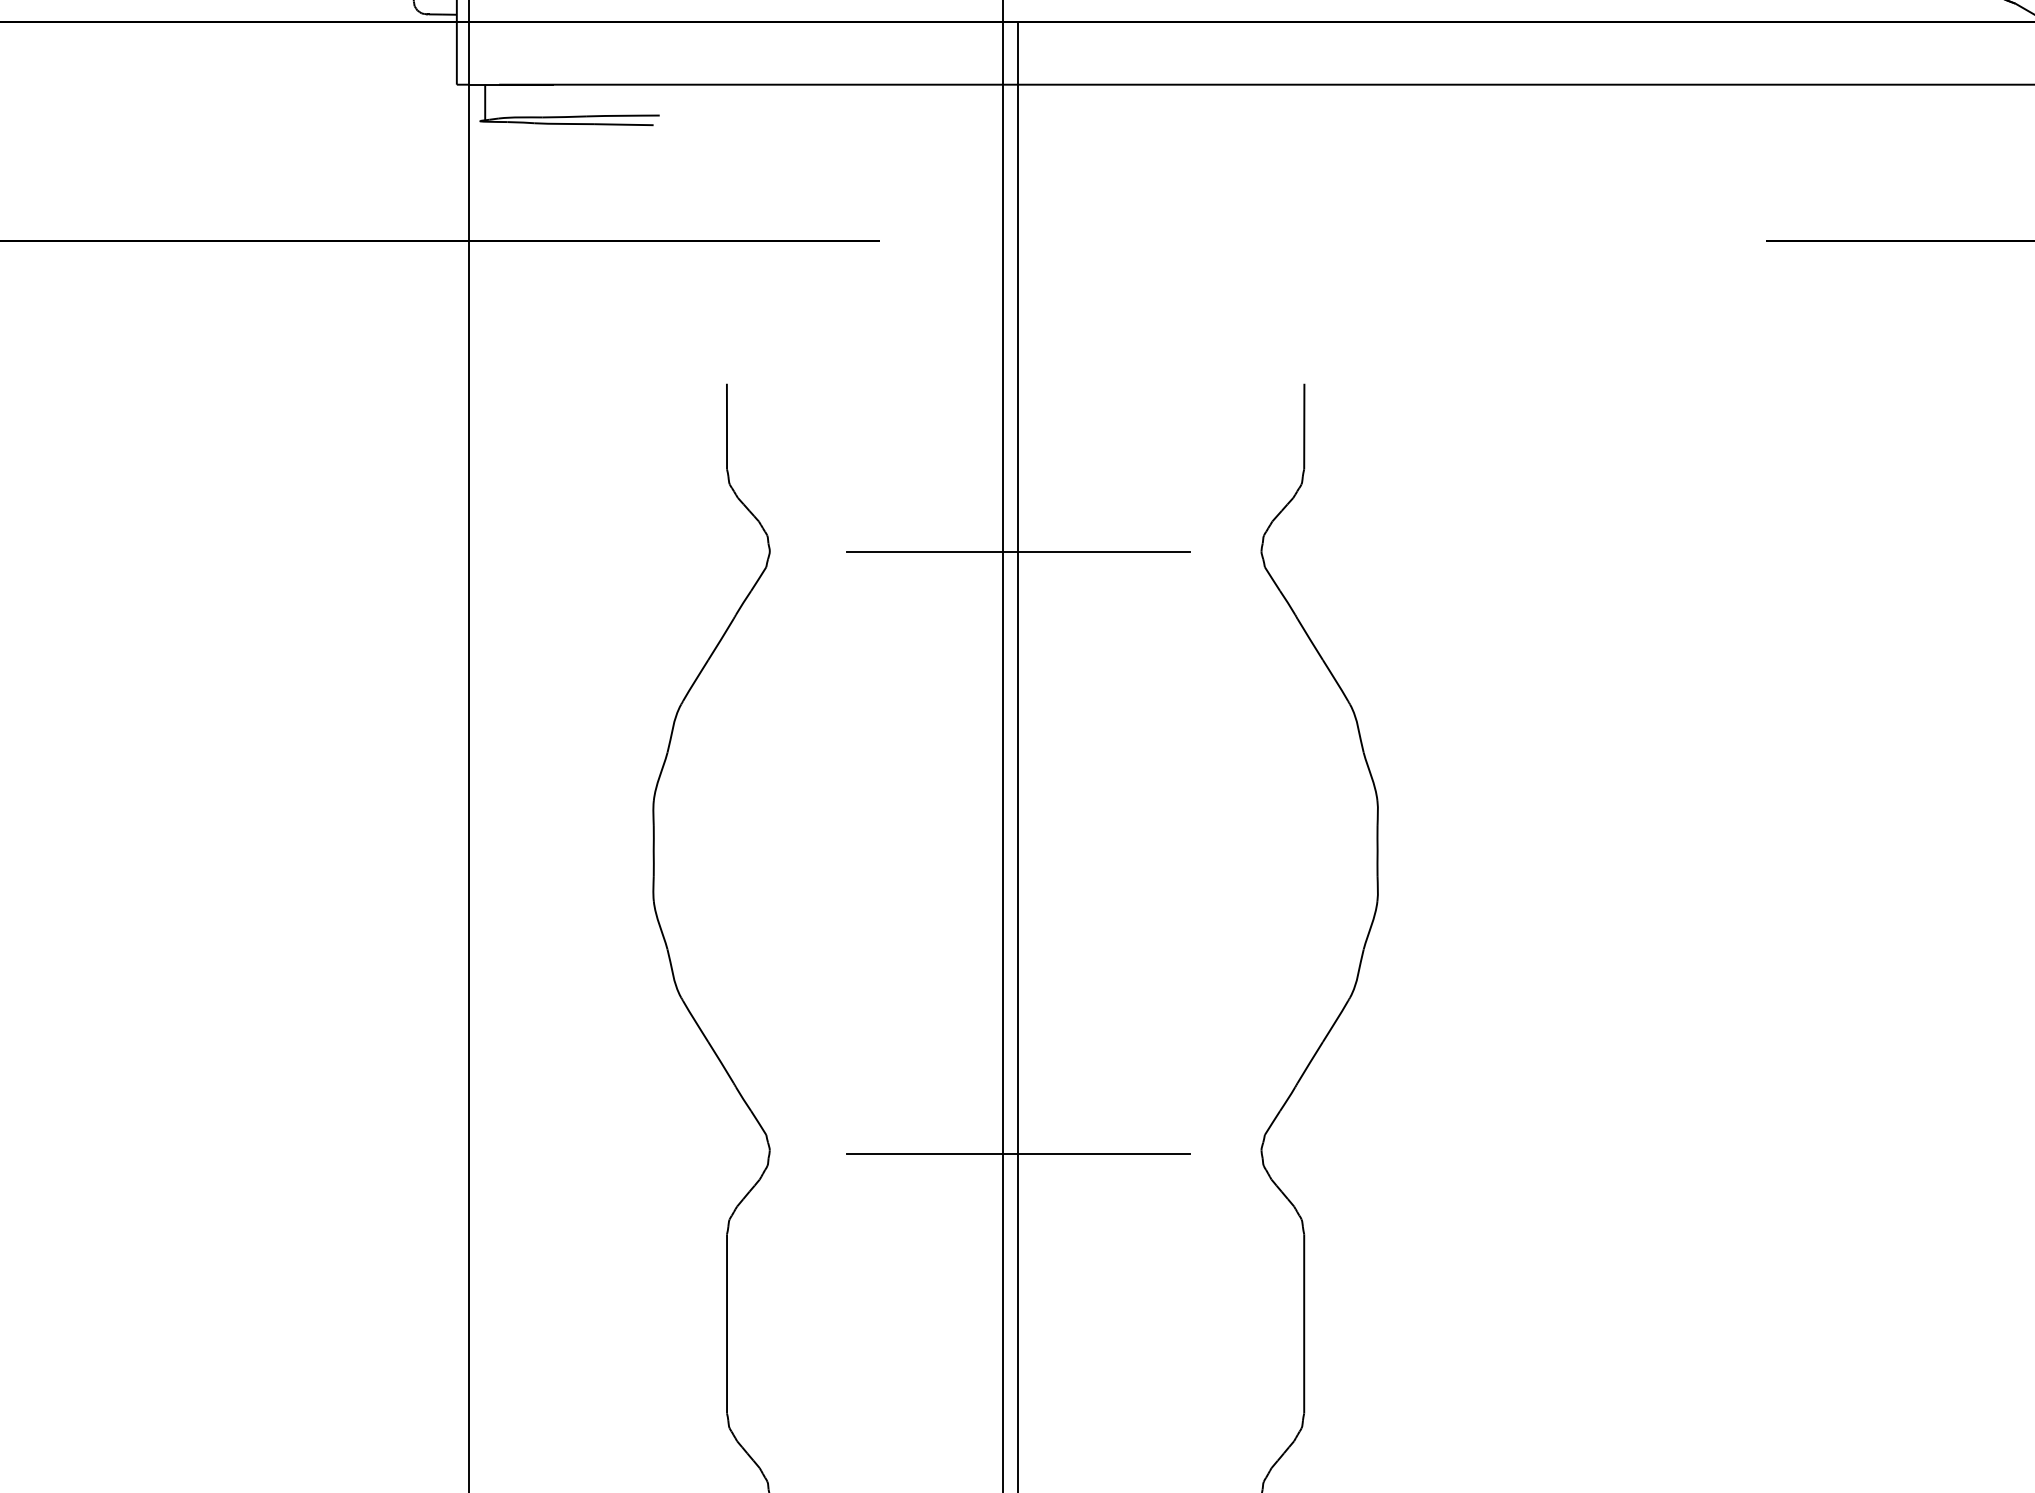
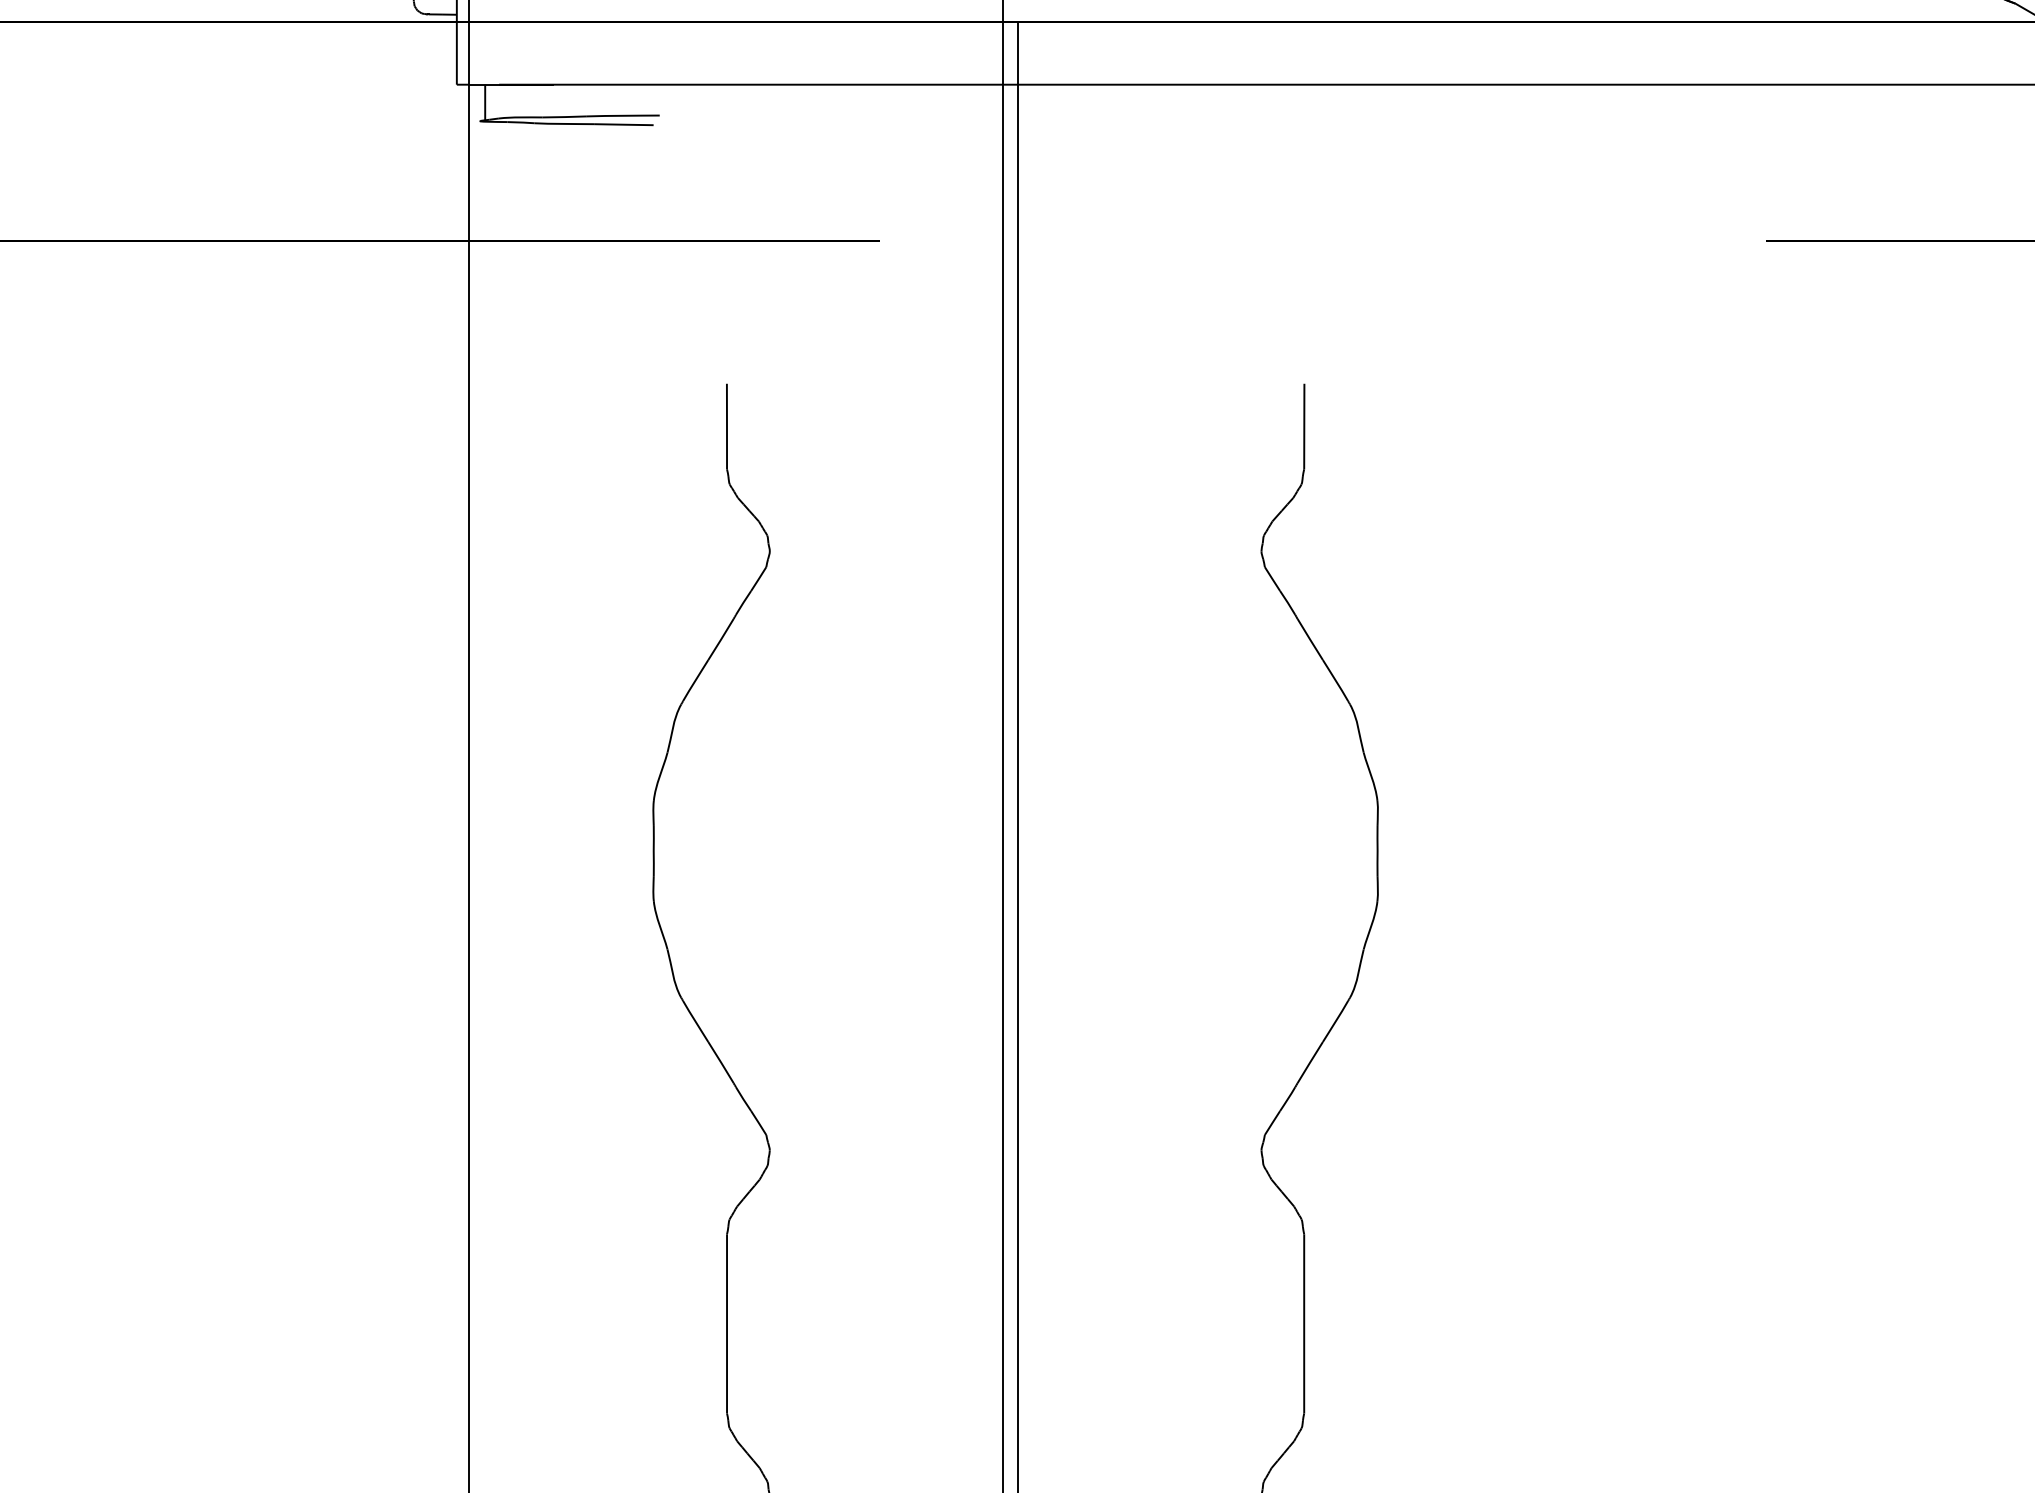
line: present -> none (1018, 551)
line: present -> none (1018, 1153)
